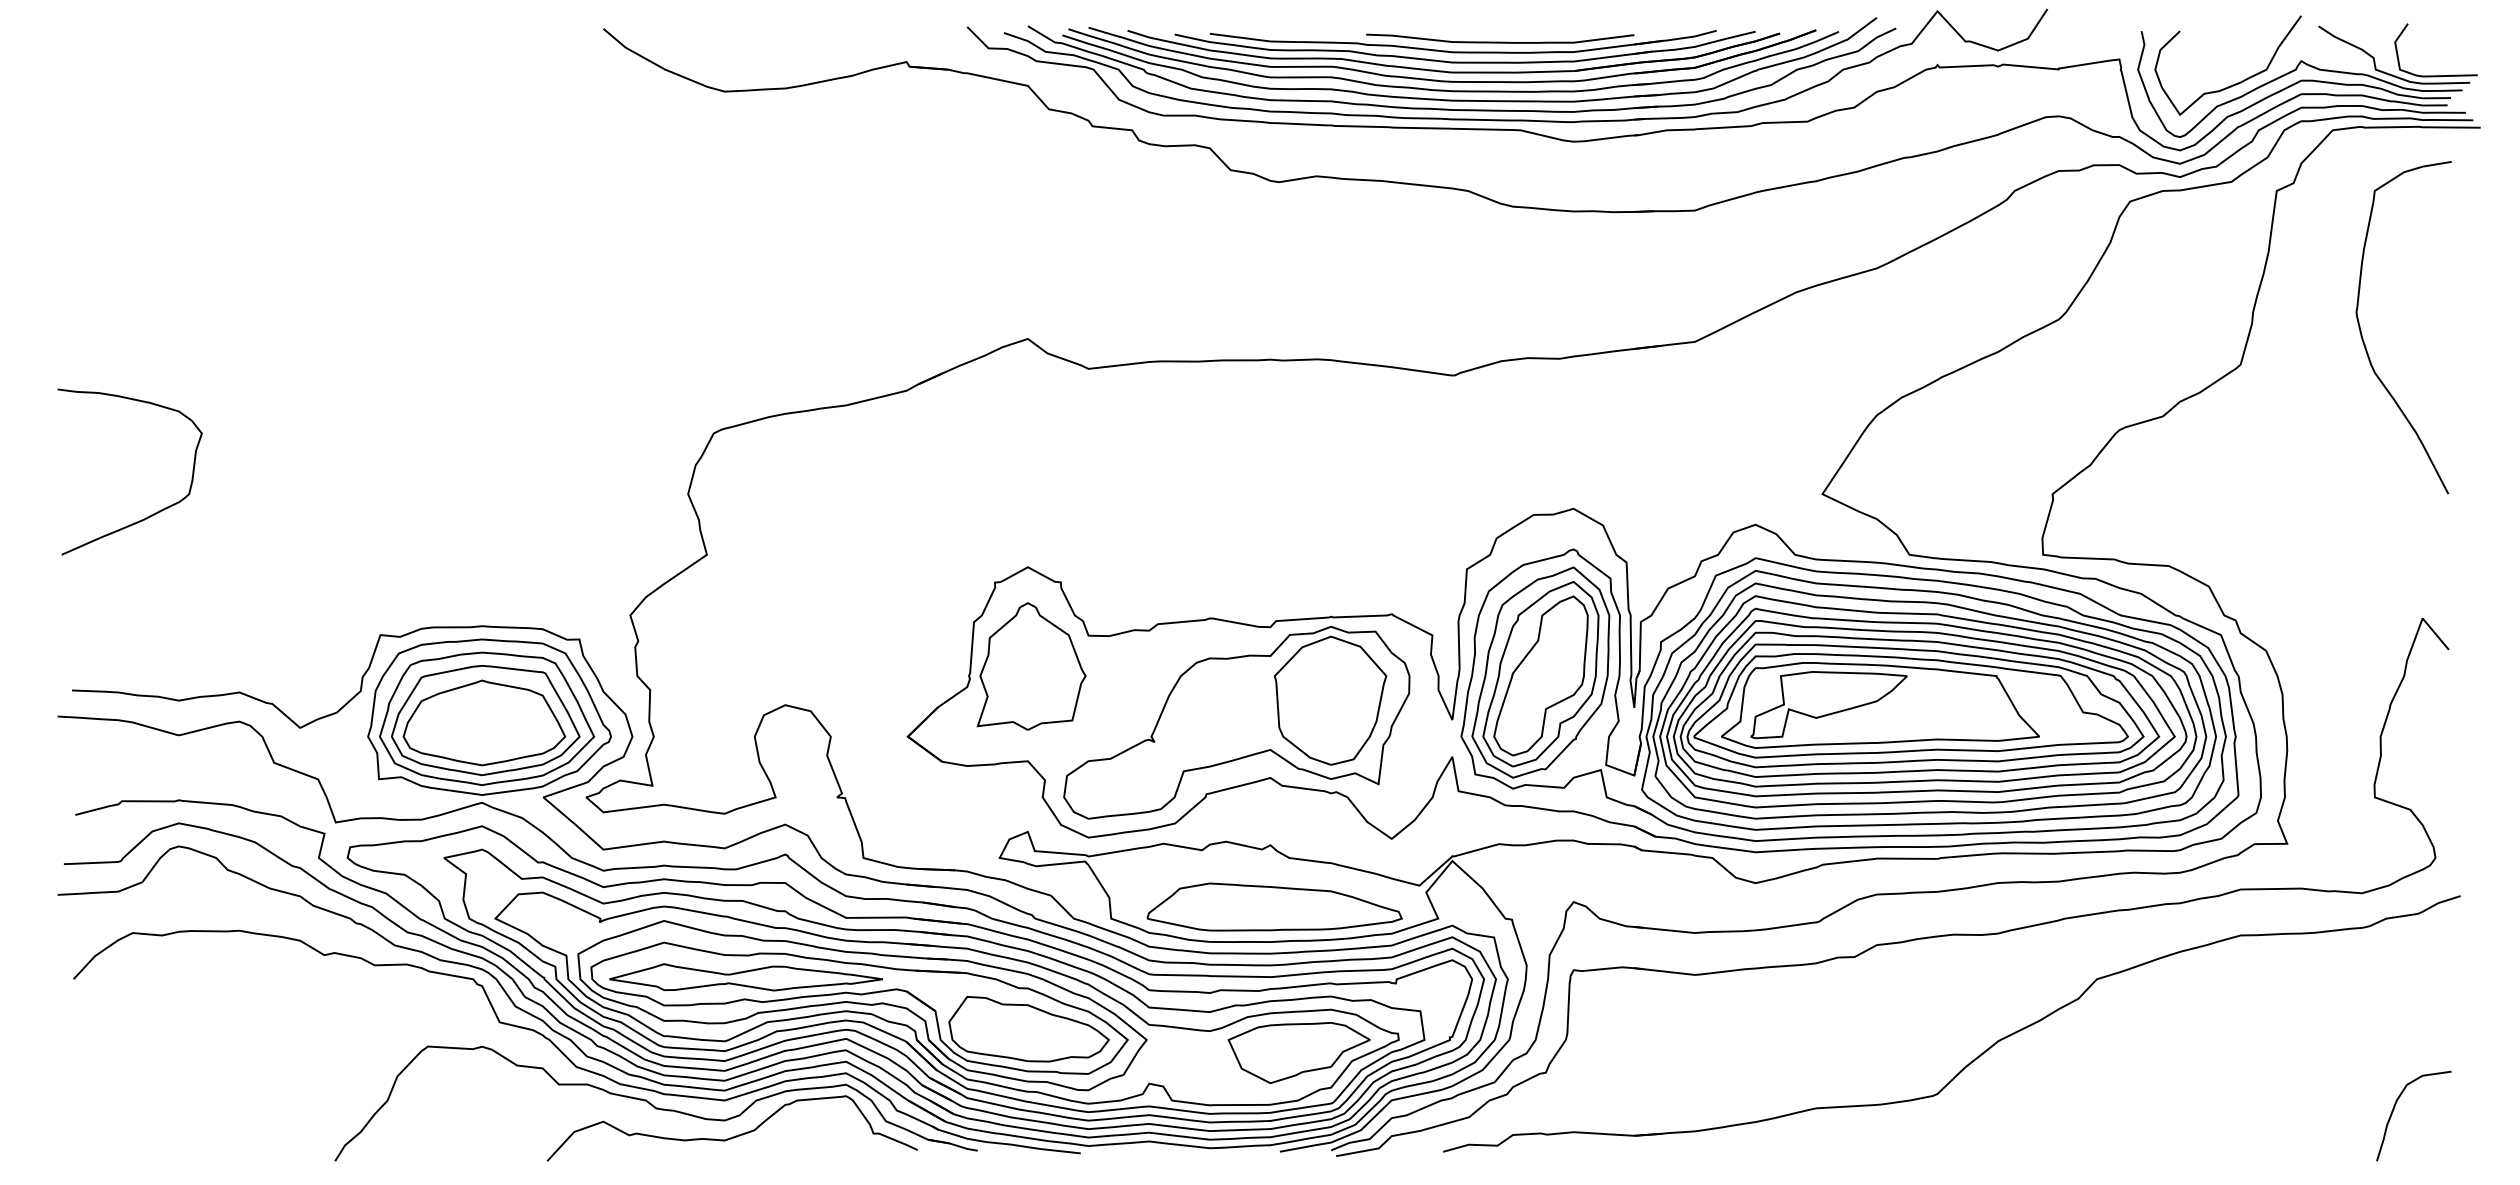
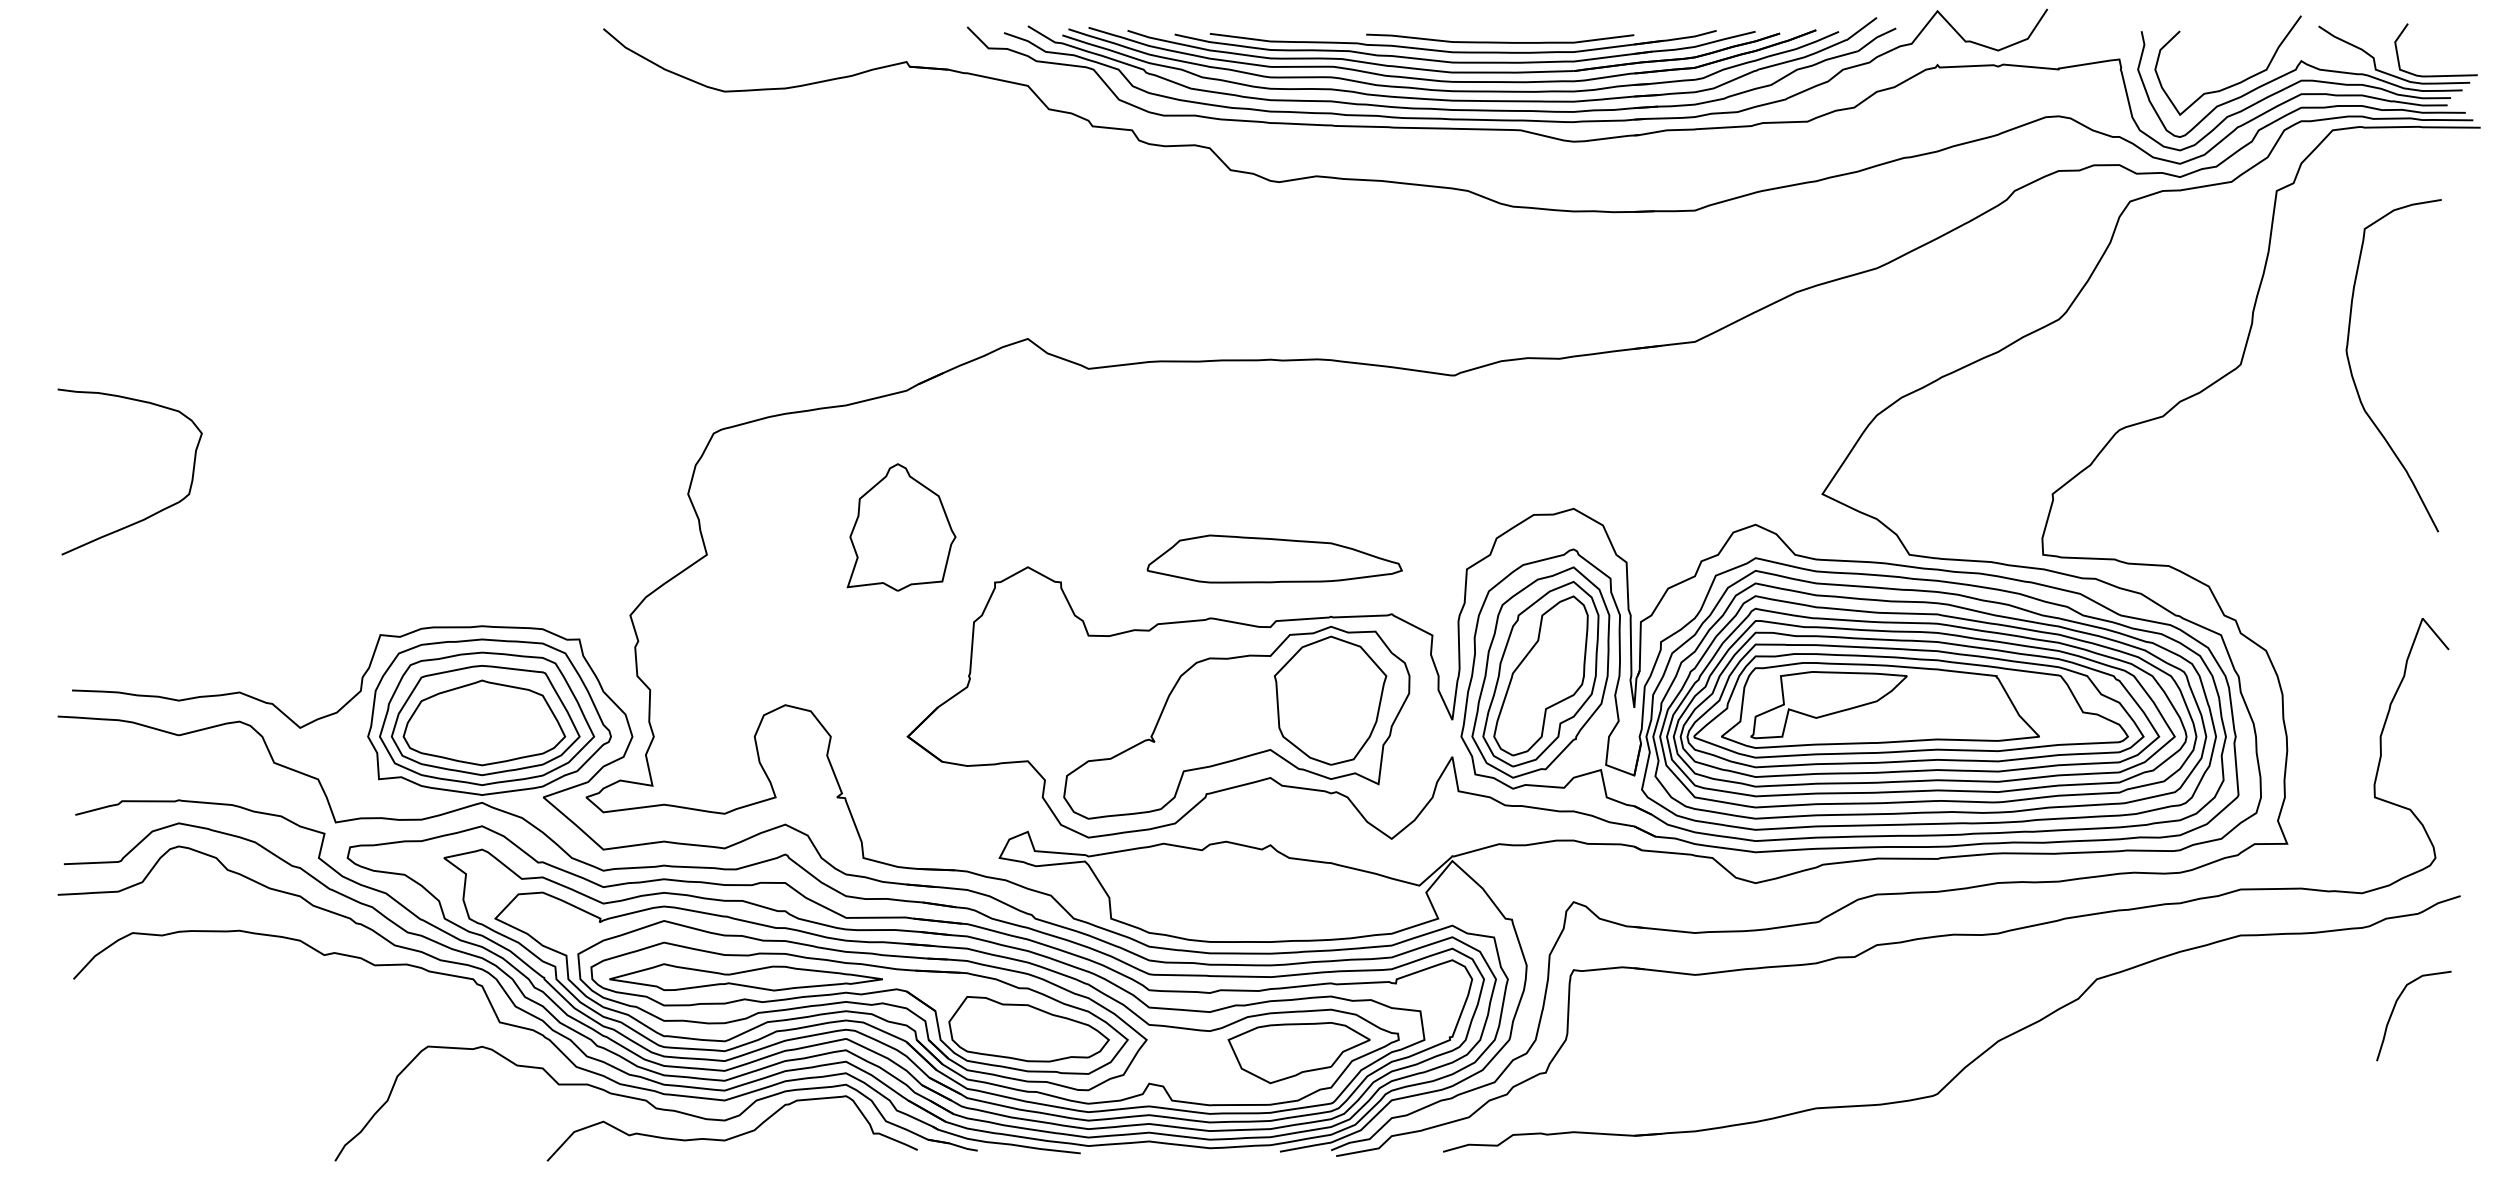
curve position: (2364, 341) -> (2354, 379) (2354, 379)
part position: (1031, 666) -> (901, 527) (901, 527)
part position: (1274, 906) -> (1274, 558) (1274, 558)
curve position: (2395, 1107) -> (2395, 1007) (2395, 1007)
